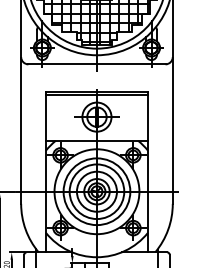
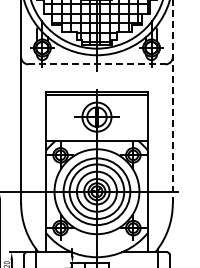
line: solid -> dashed (96, 64)
line: solid -> dashed (172, 101)
